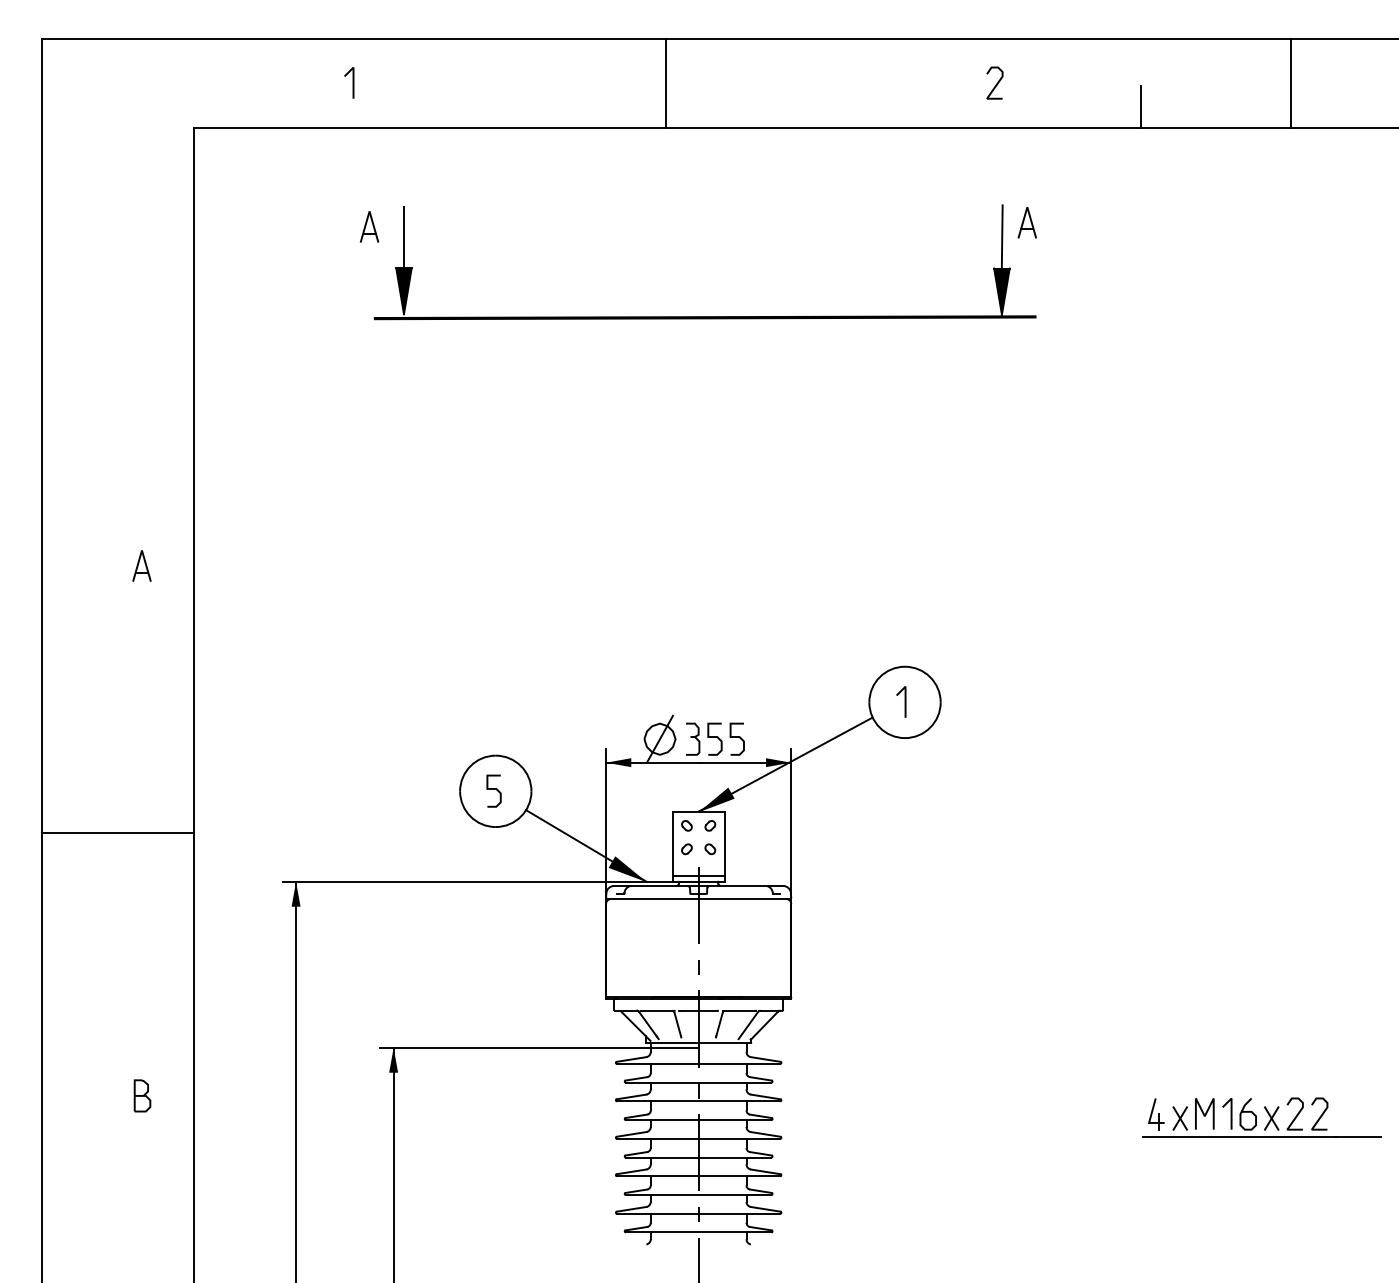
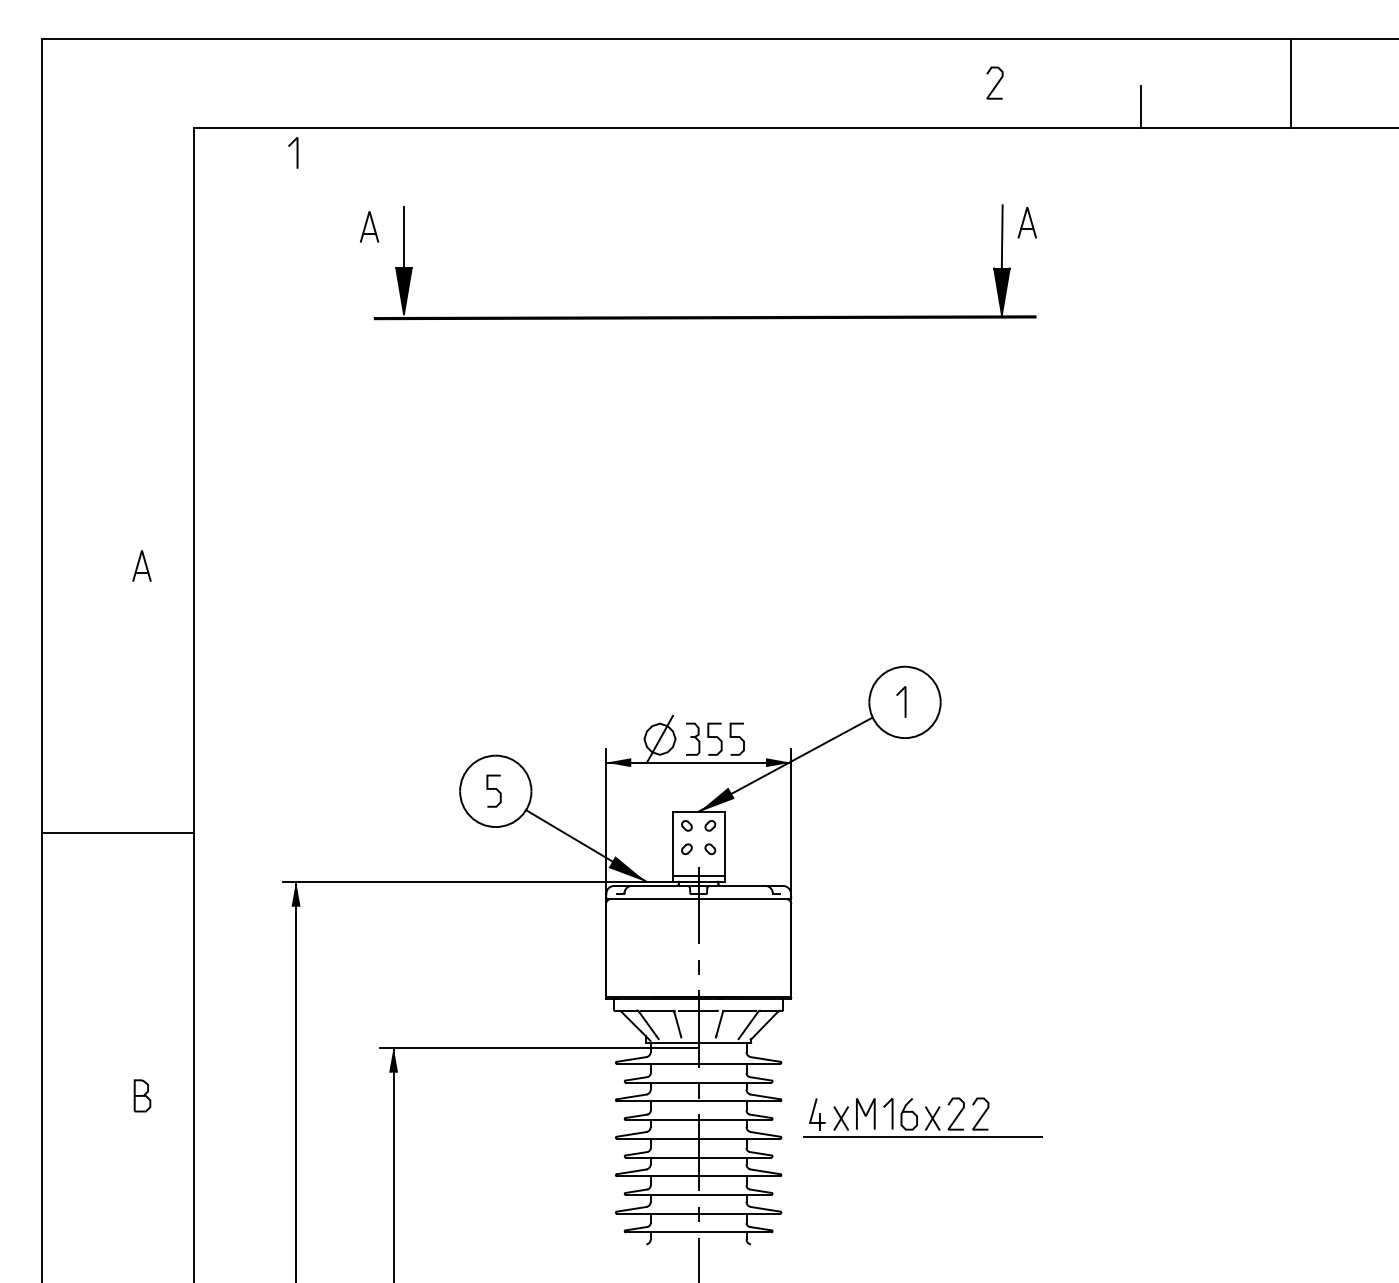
line position: (352, 82) -> (296, 152) (296, 152)
line: present -> none (666, 82)
part position: (1261, 1117) -> (922, 1117) (922, 1117)
